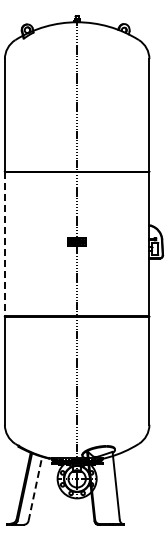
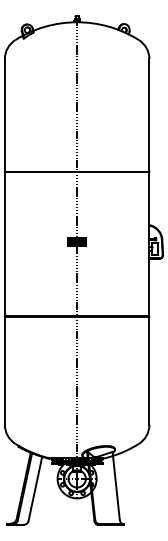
line: dashed -> solid (4, 244)
line: dashed -> solid (35, 488)
